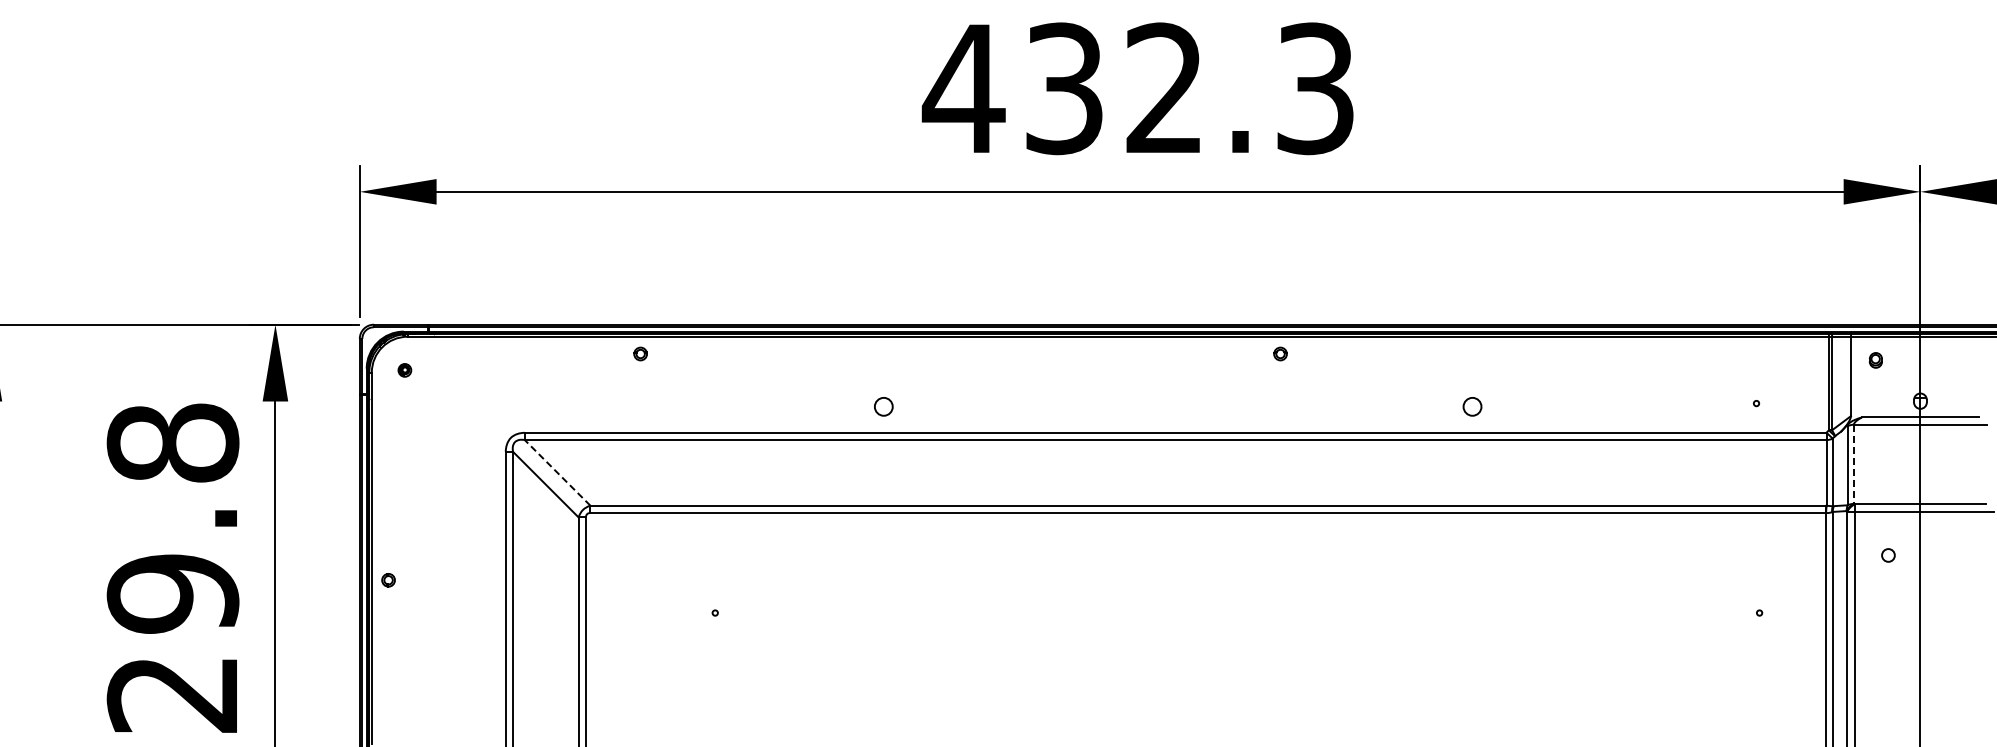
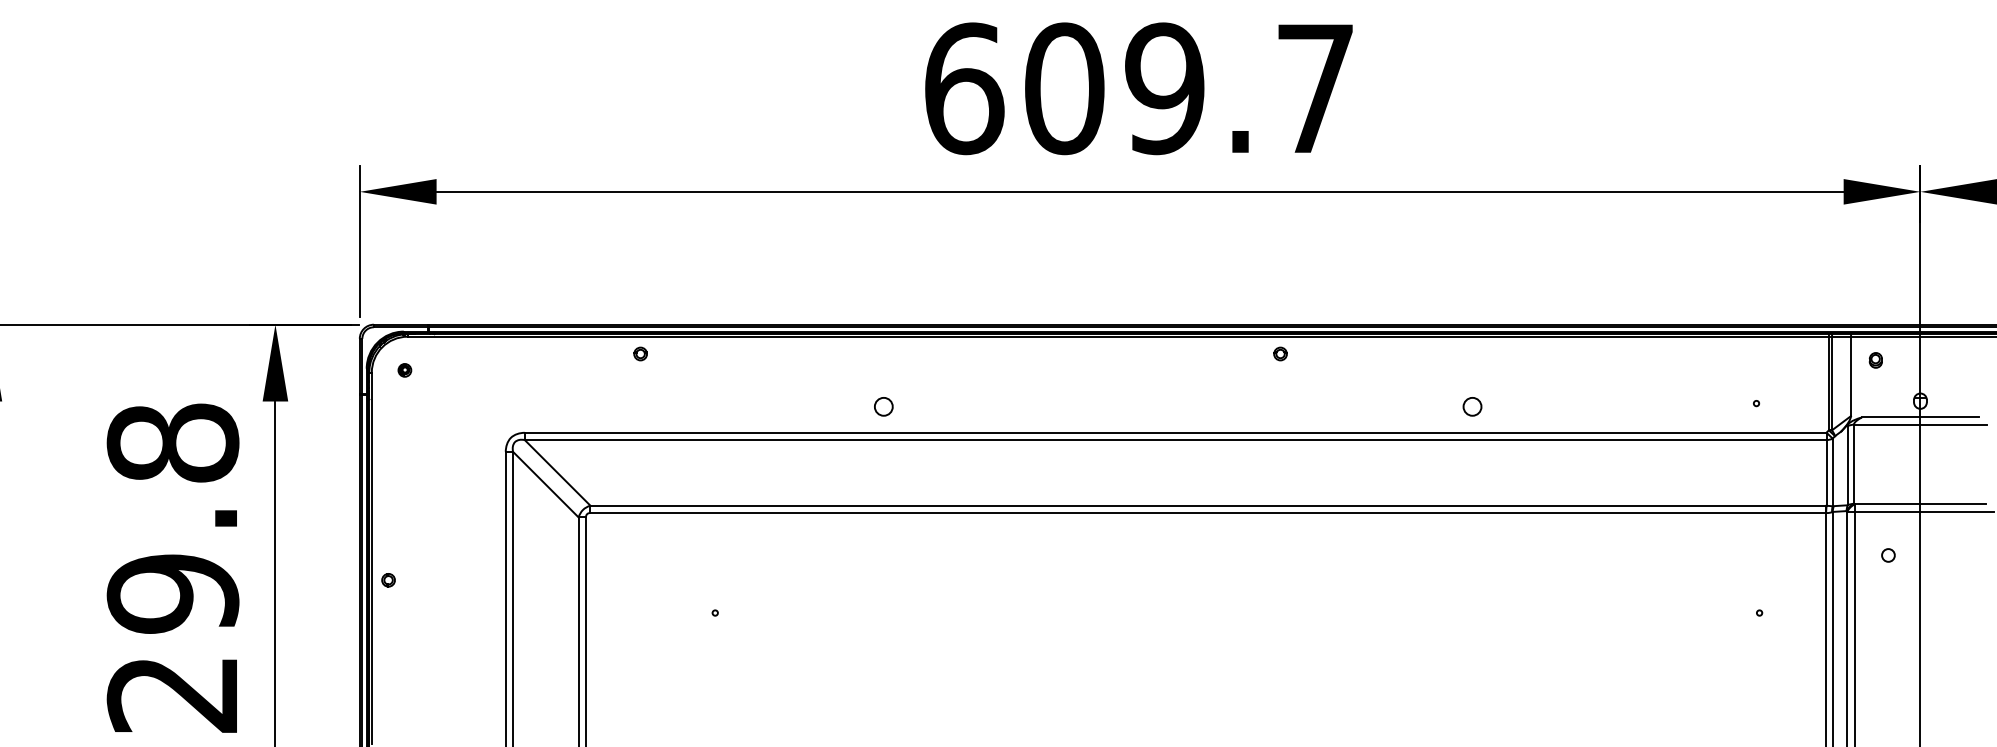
text: 432.3 -> 609.7 (1137, 88)
line: dashed -> solid (1853, 464)
line: dashed -> solid (557, 472)
